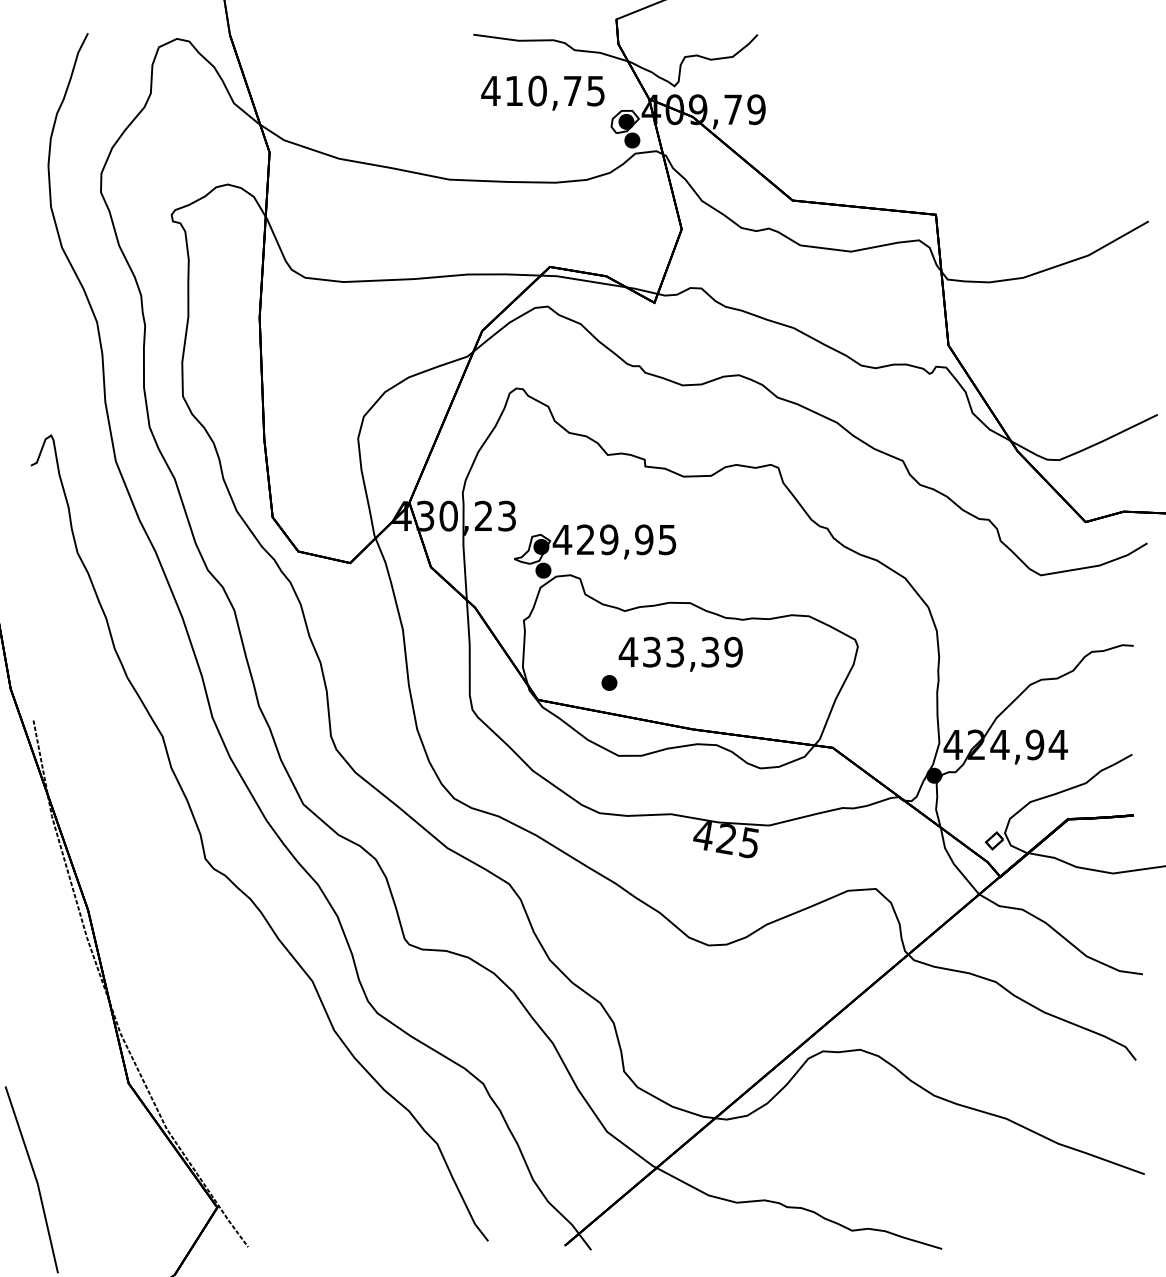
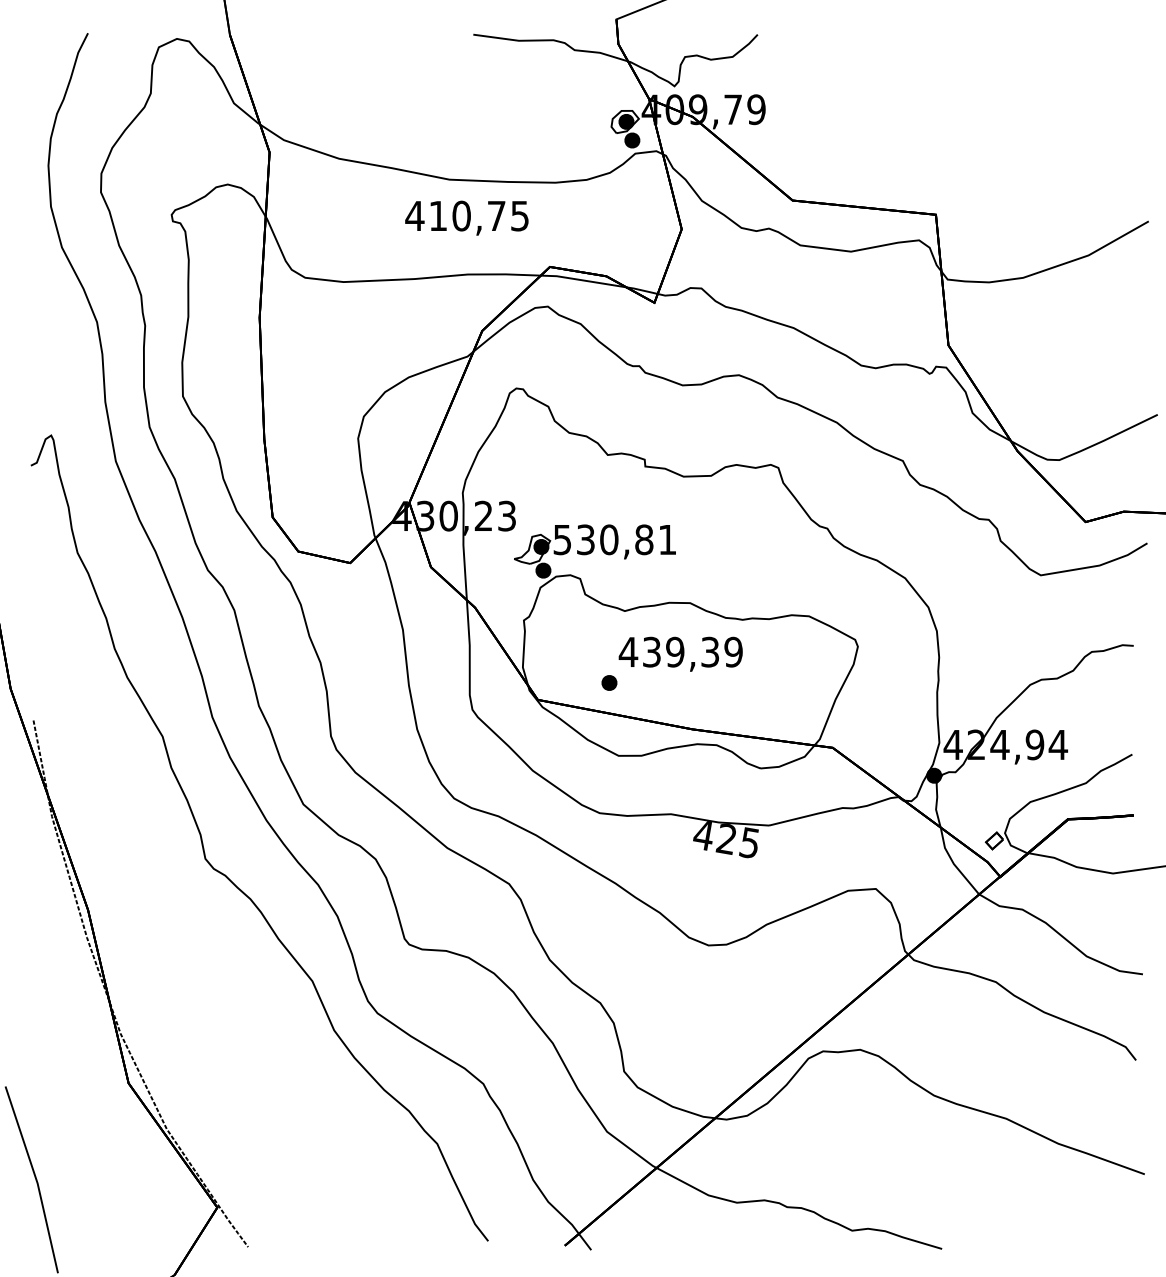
text position: (542, 92) -> (466, 217) (466, 217)
text: 429,95 -> 530,81 (614, 539)
text: 433,39 -> 439,39 (675, 652)
